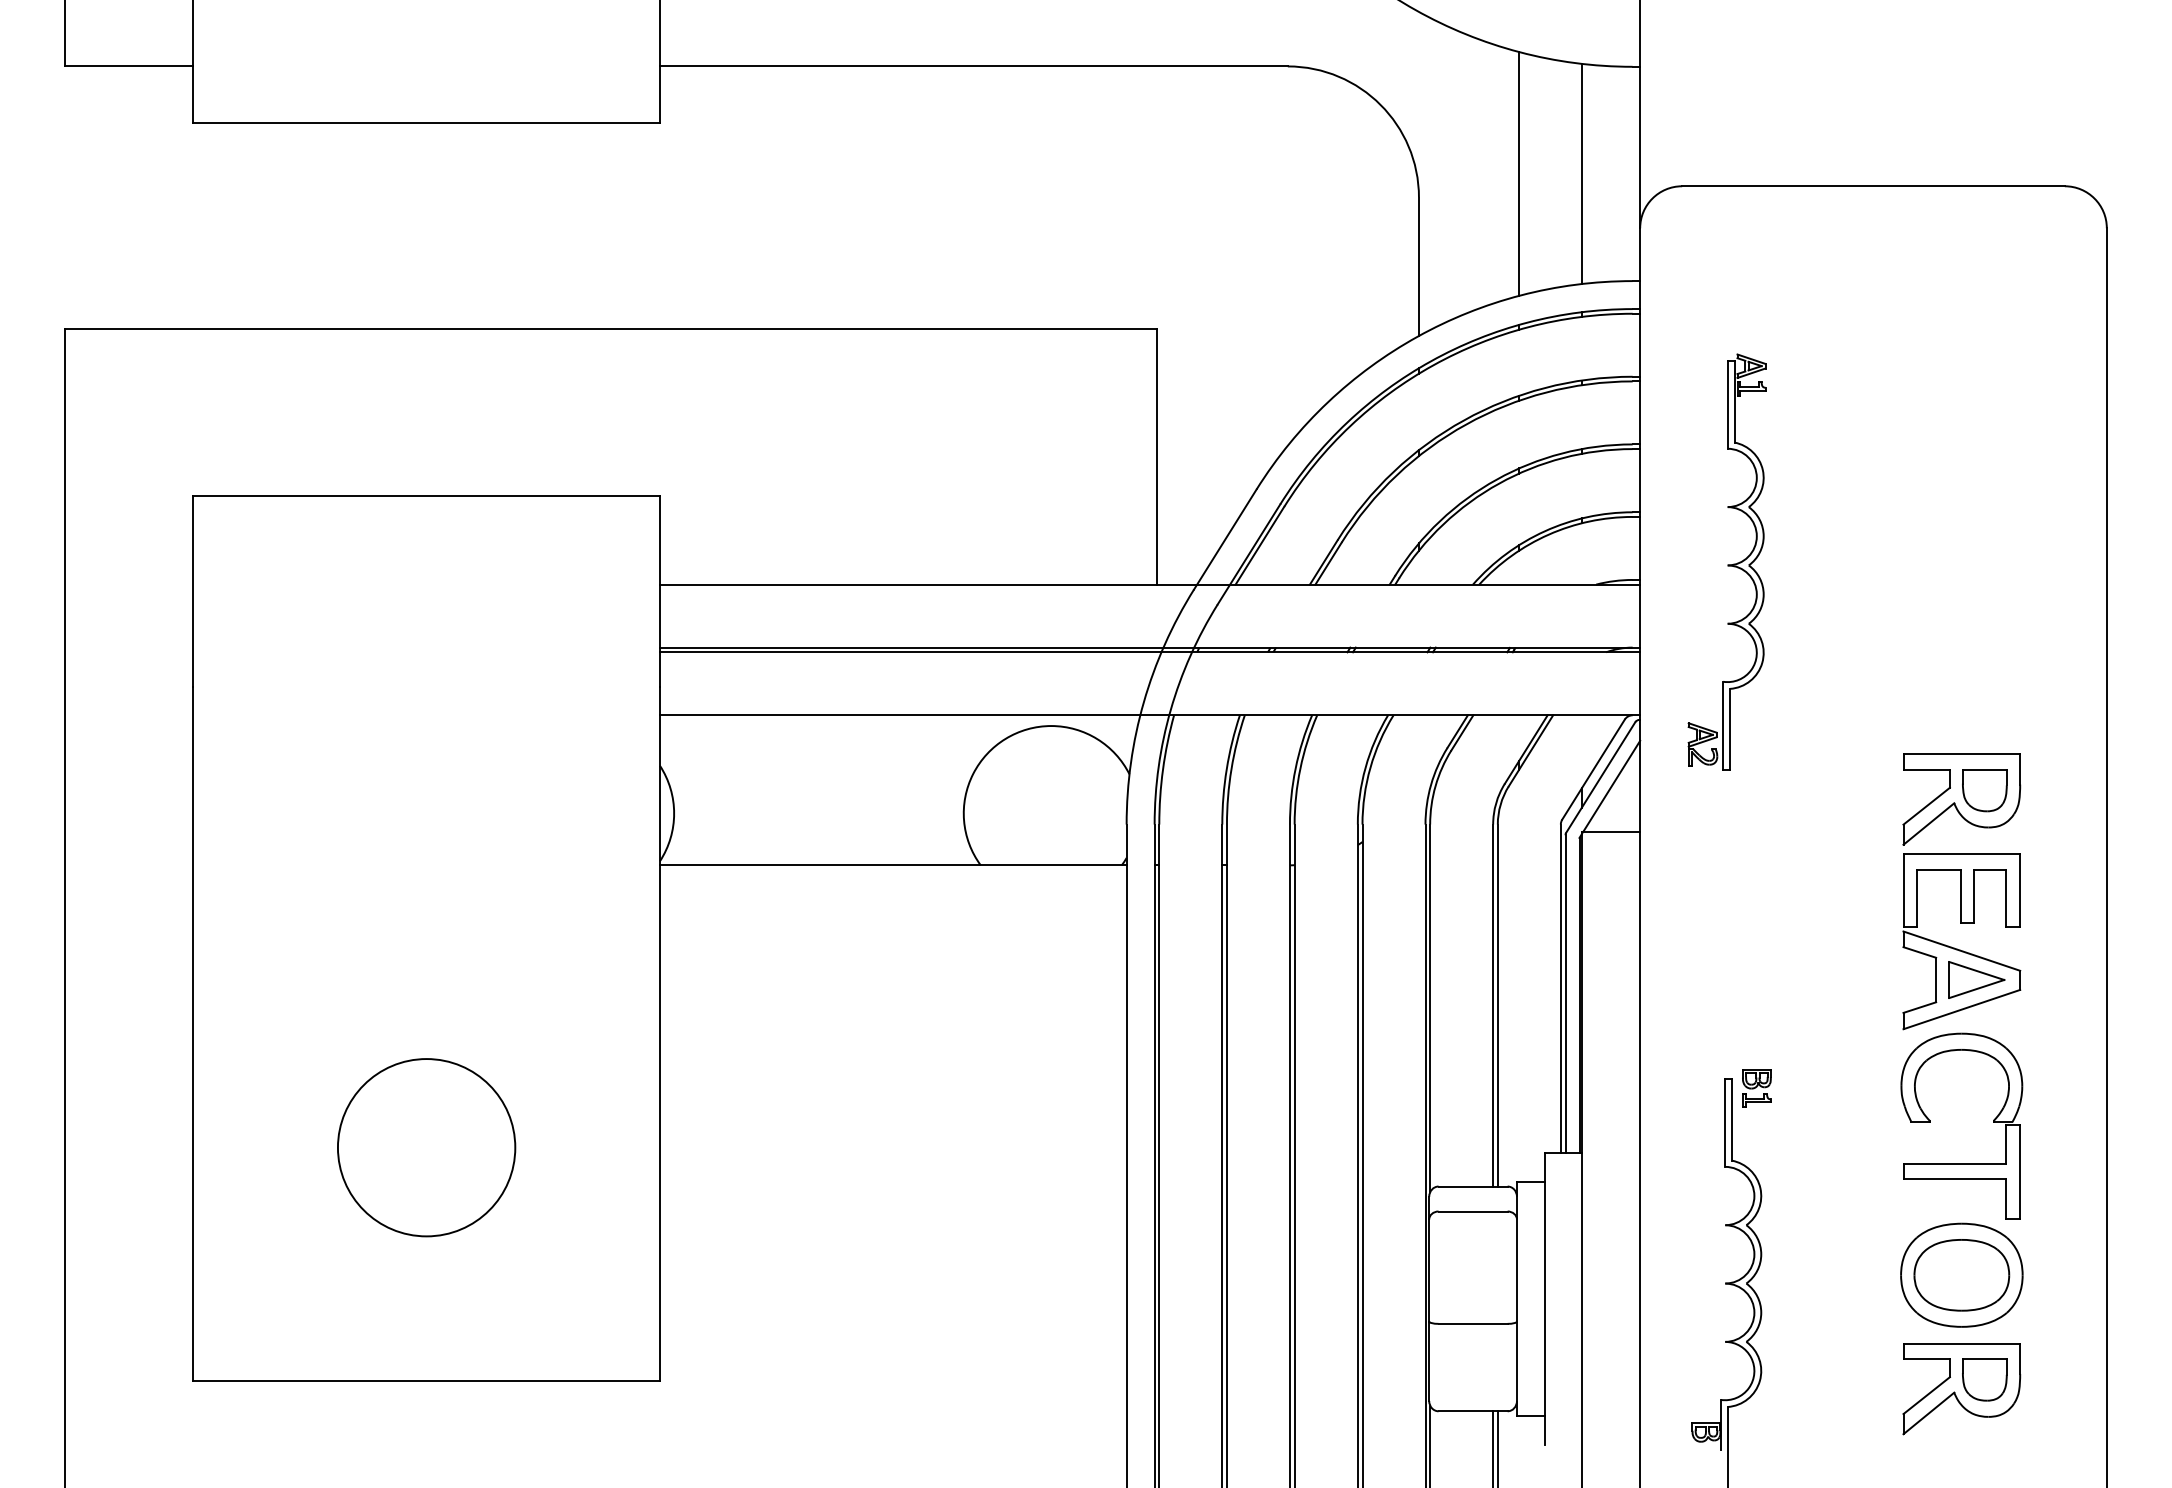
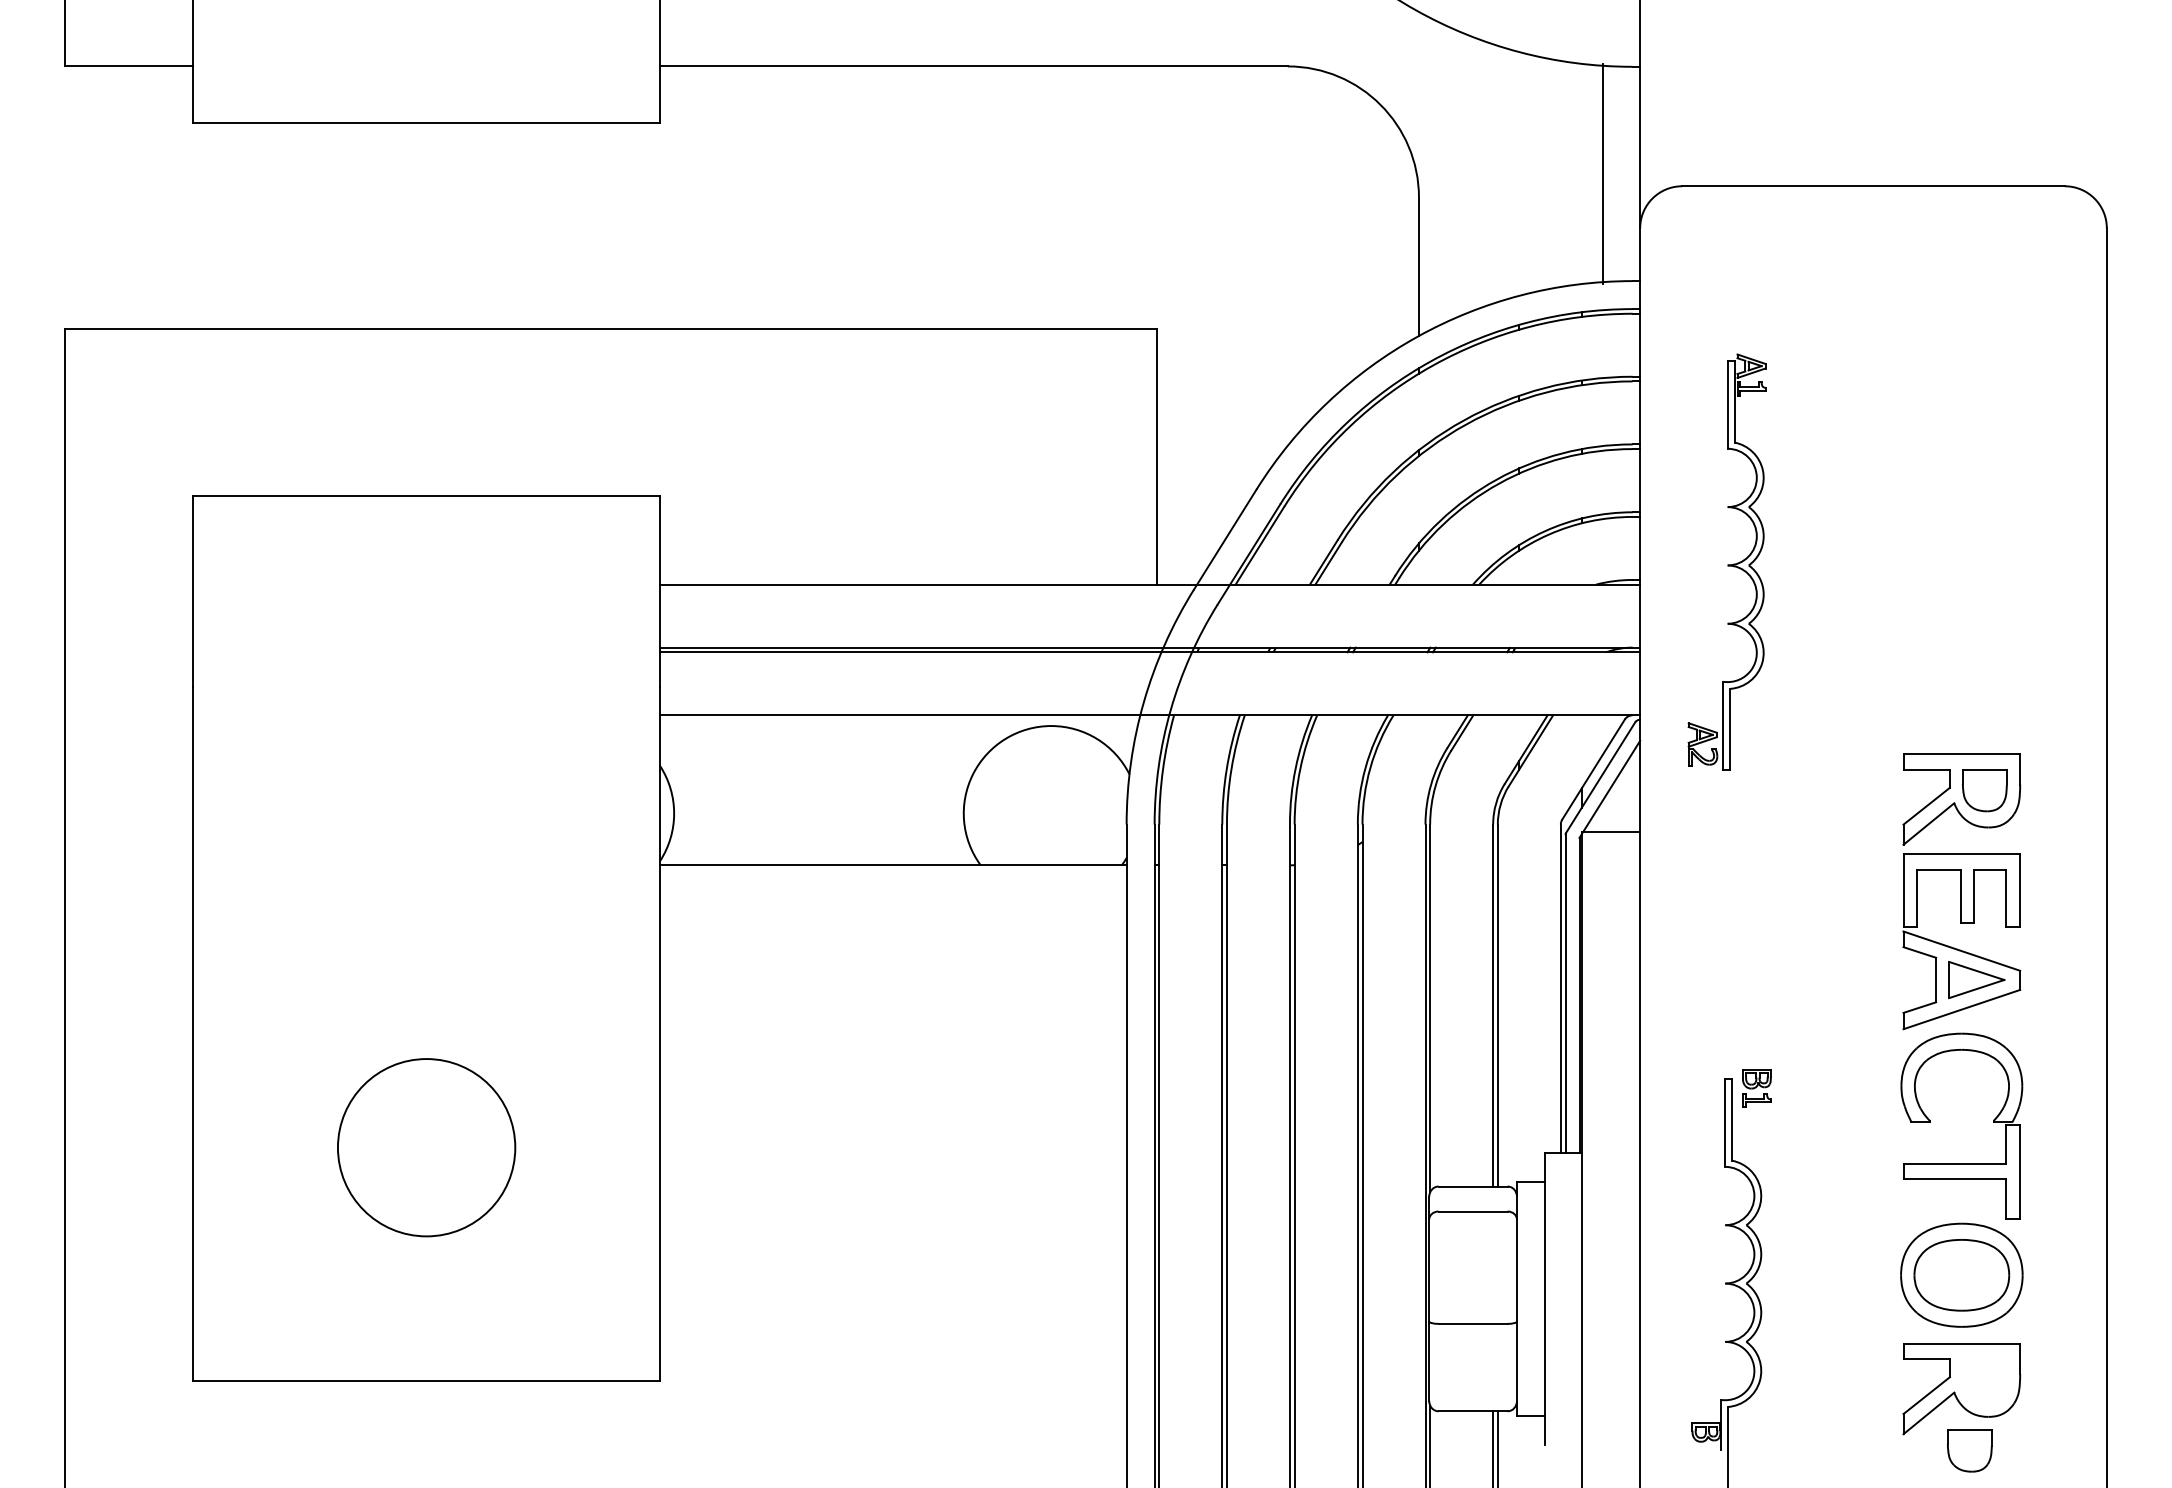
line: present -> none (1519, 173)
line position: (1581, 173) -> (1602, 173) (1602, 173)
part position: (1984, 1379) -> (1969, 1450) (1969, 1450)
